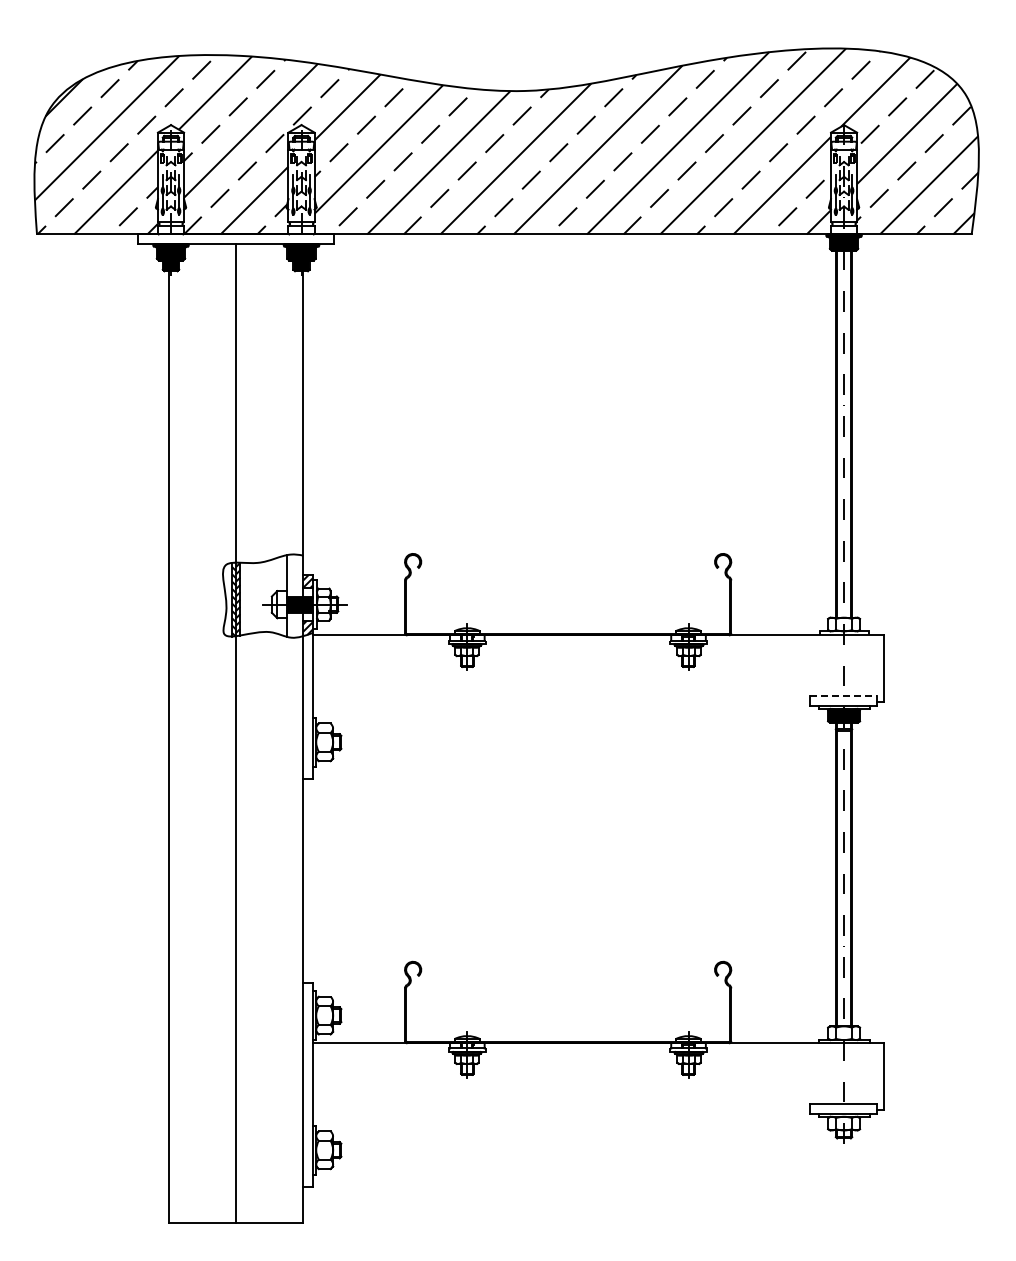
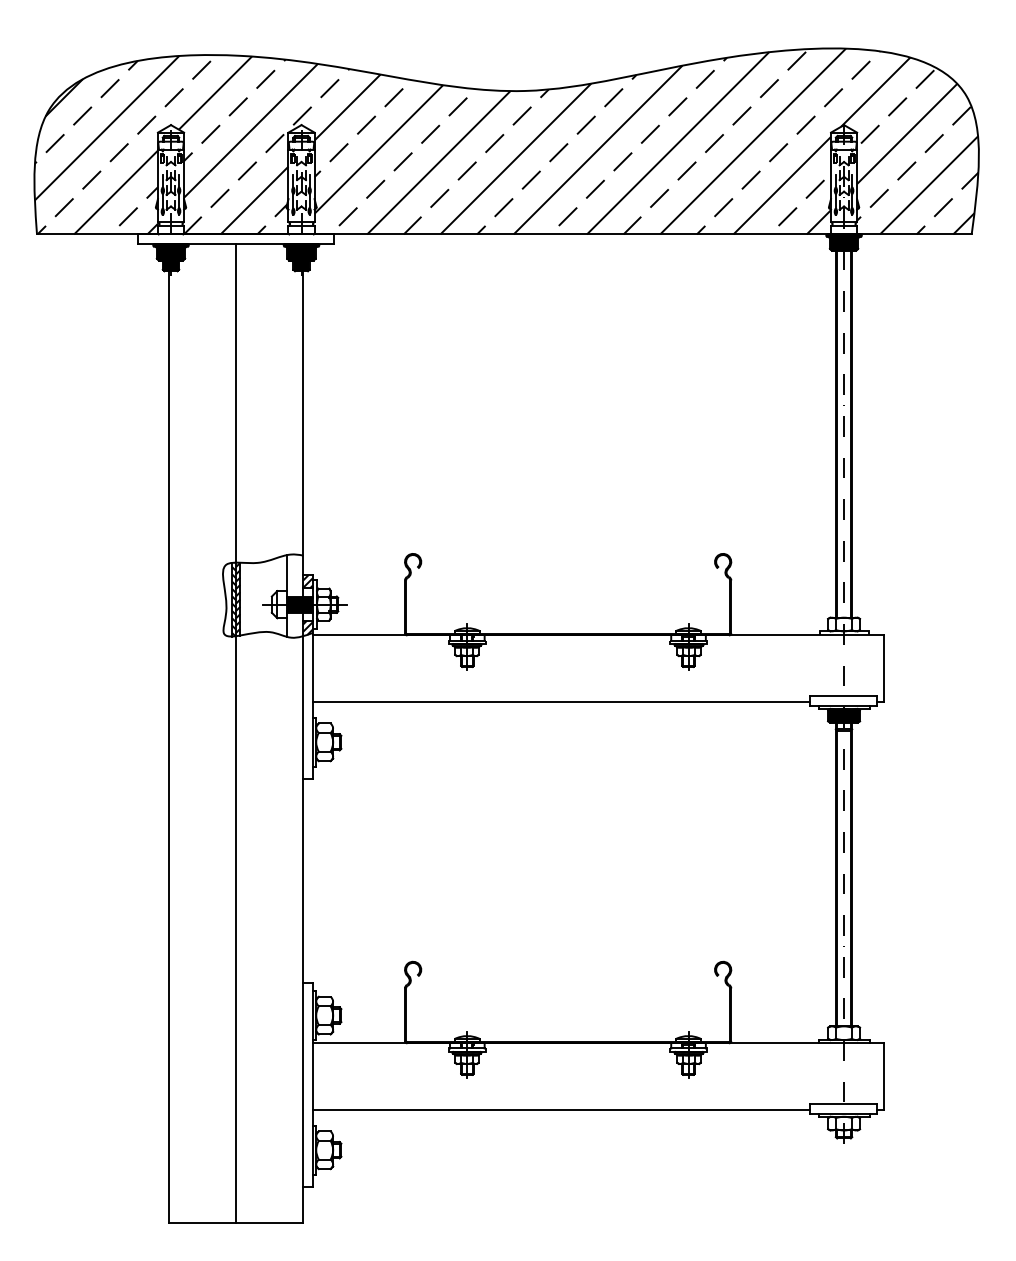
line: dashed -> solid (843, 695)
line: none -> present (561, 702)
line: none -> present (561, 1110)
